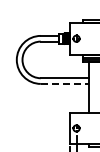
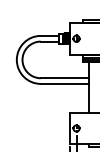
line: dashed -> solid (65, 83)
